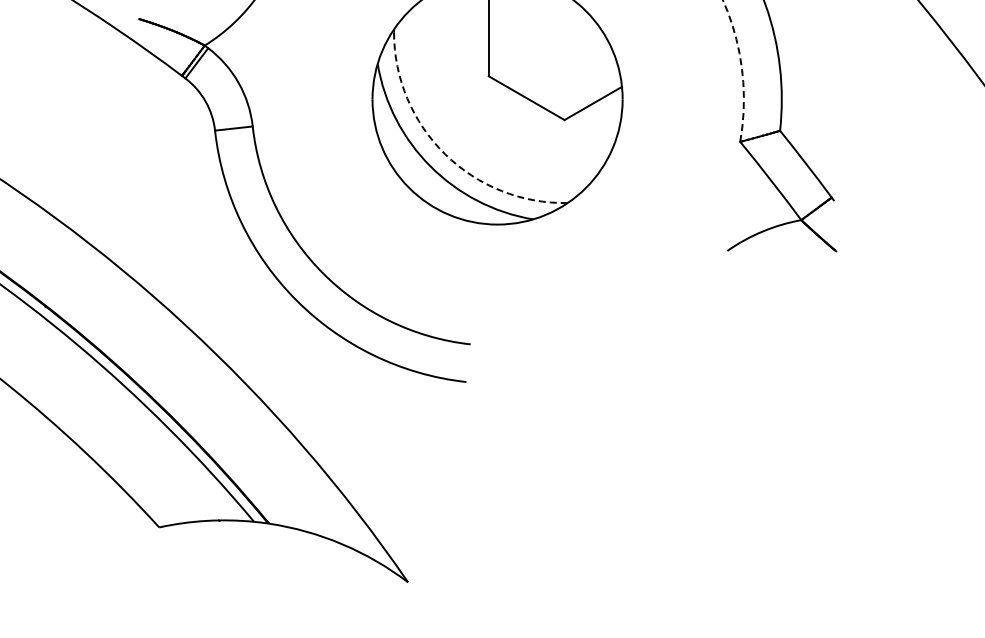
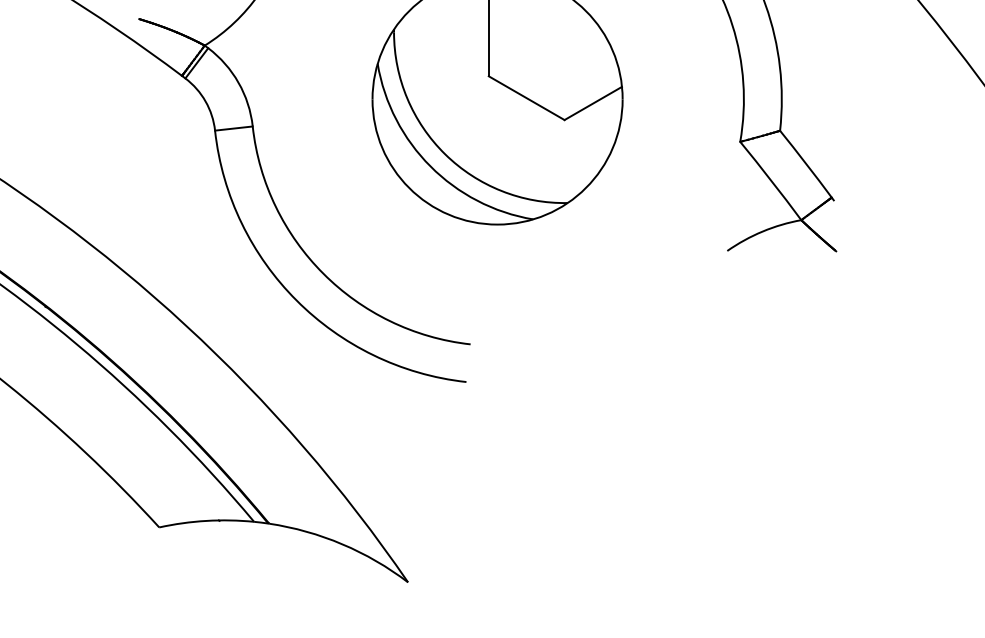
arc: dashed -> solid (742, 69)
arc: dashed -> solid (445, 154)
